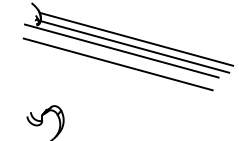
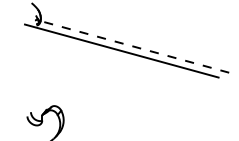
line: present -> none (136, 38)
line: solid -> dashed (134, 46)
line: present -> none (117, 64)
